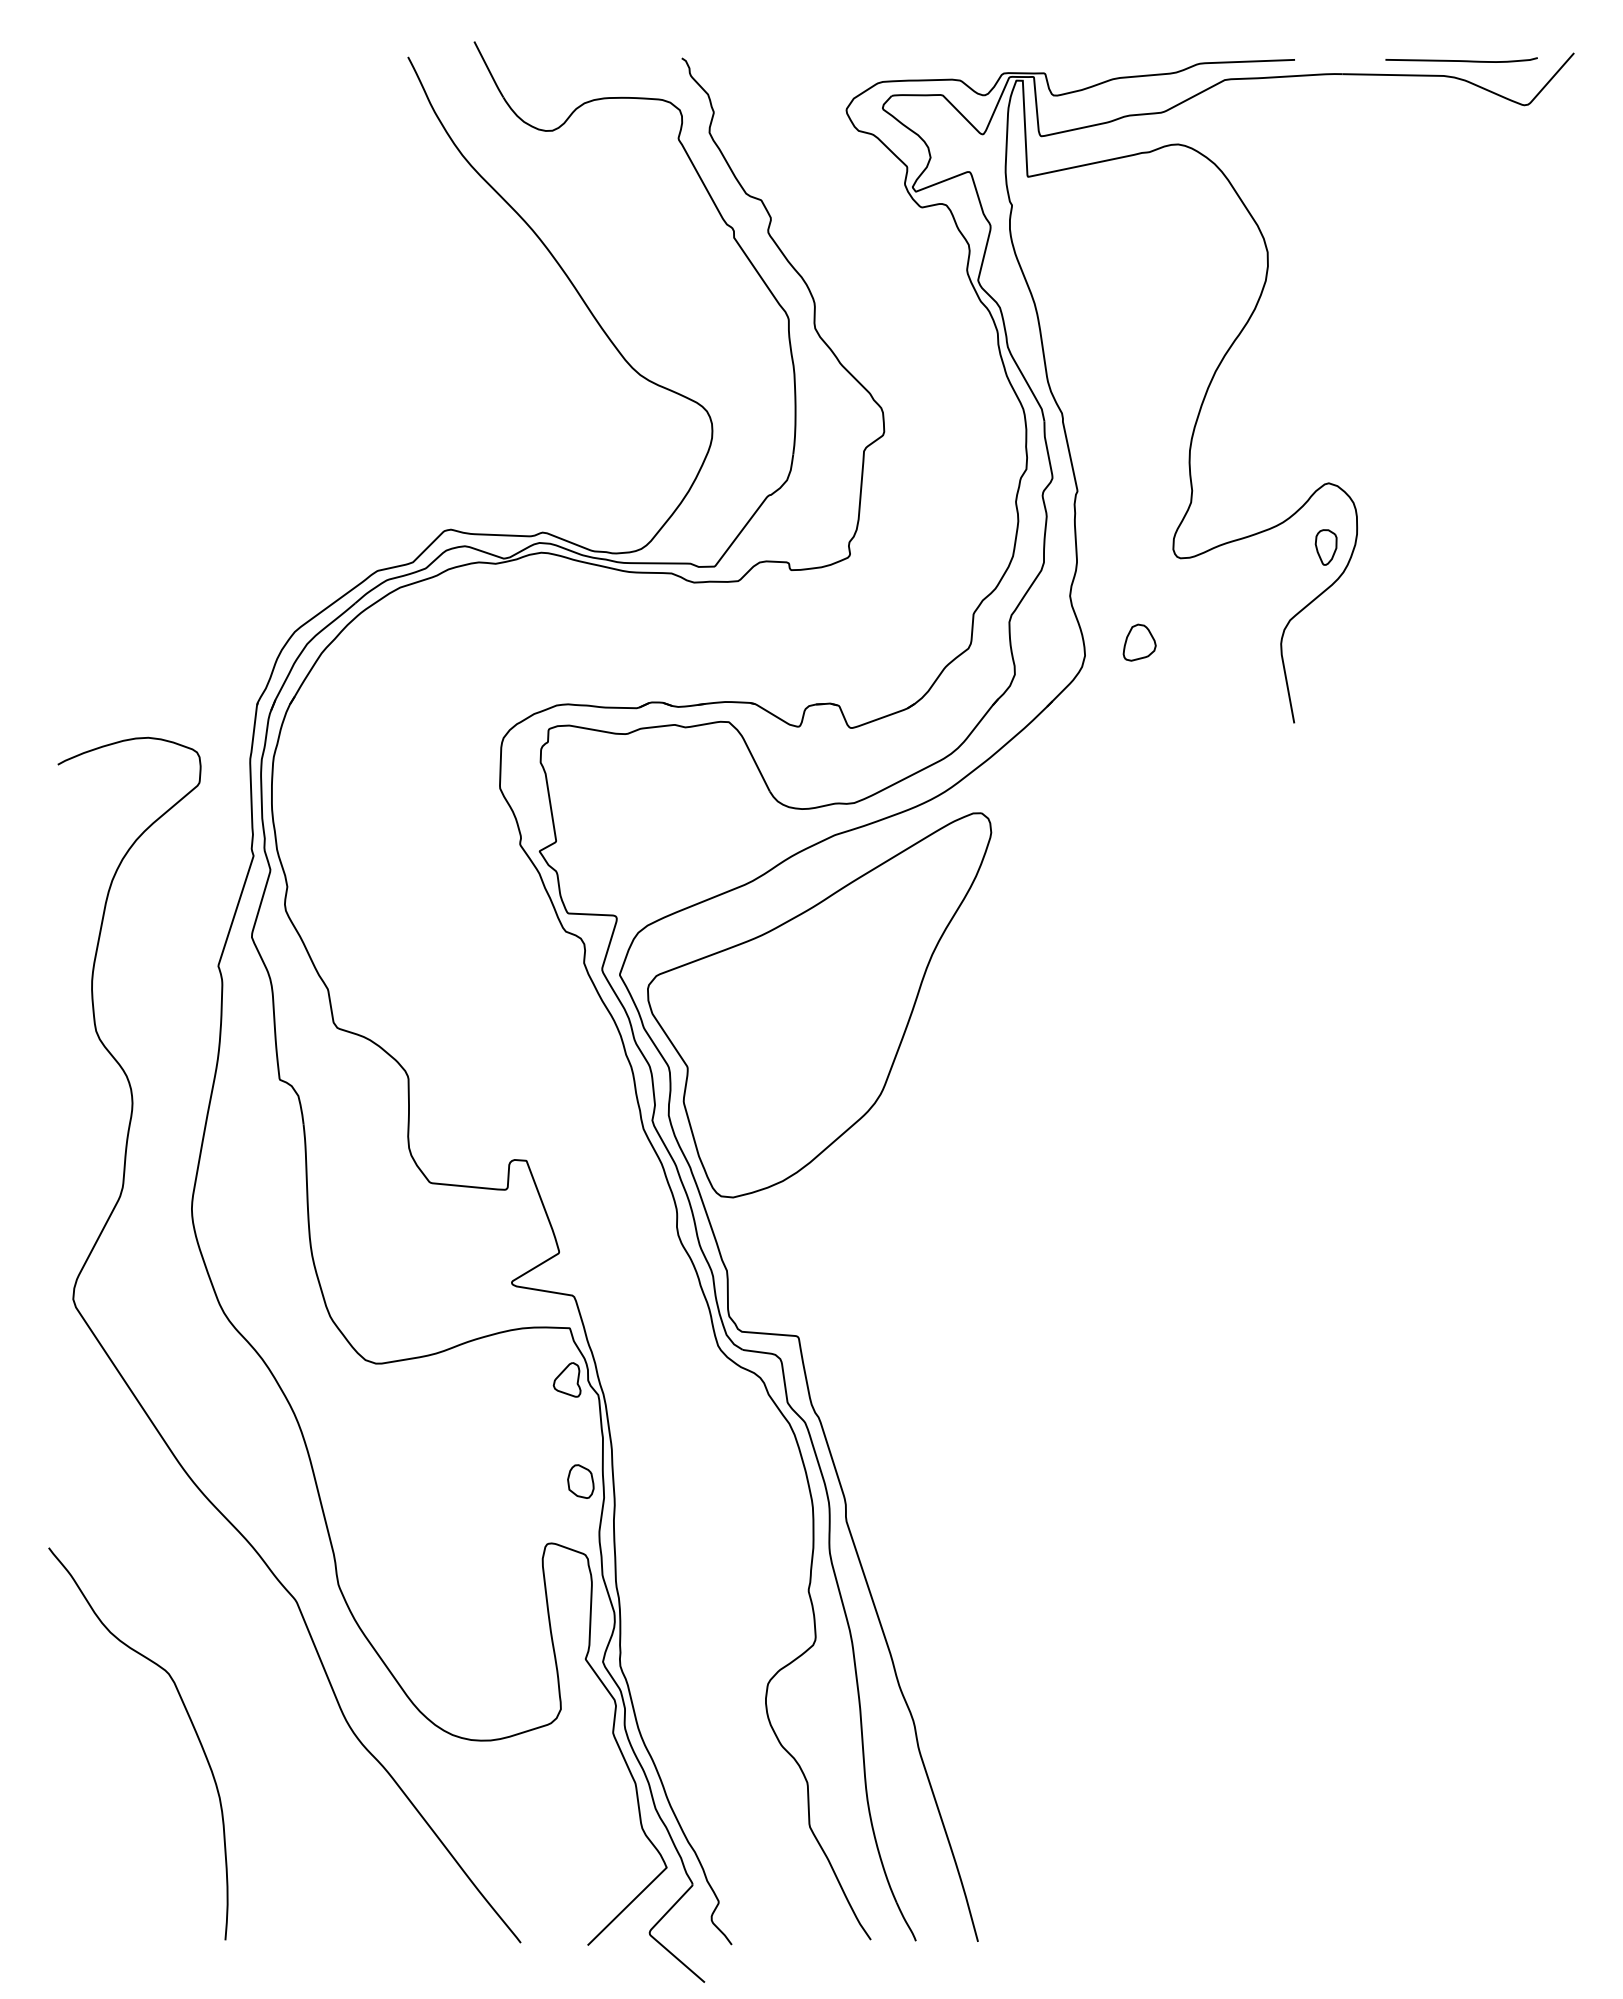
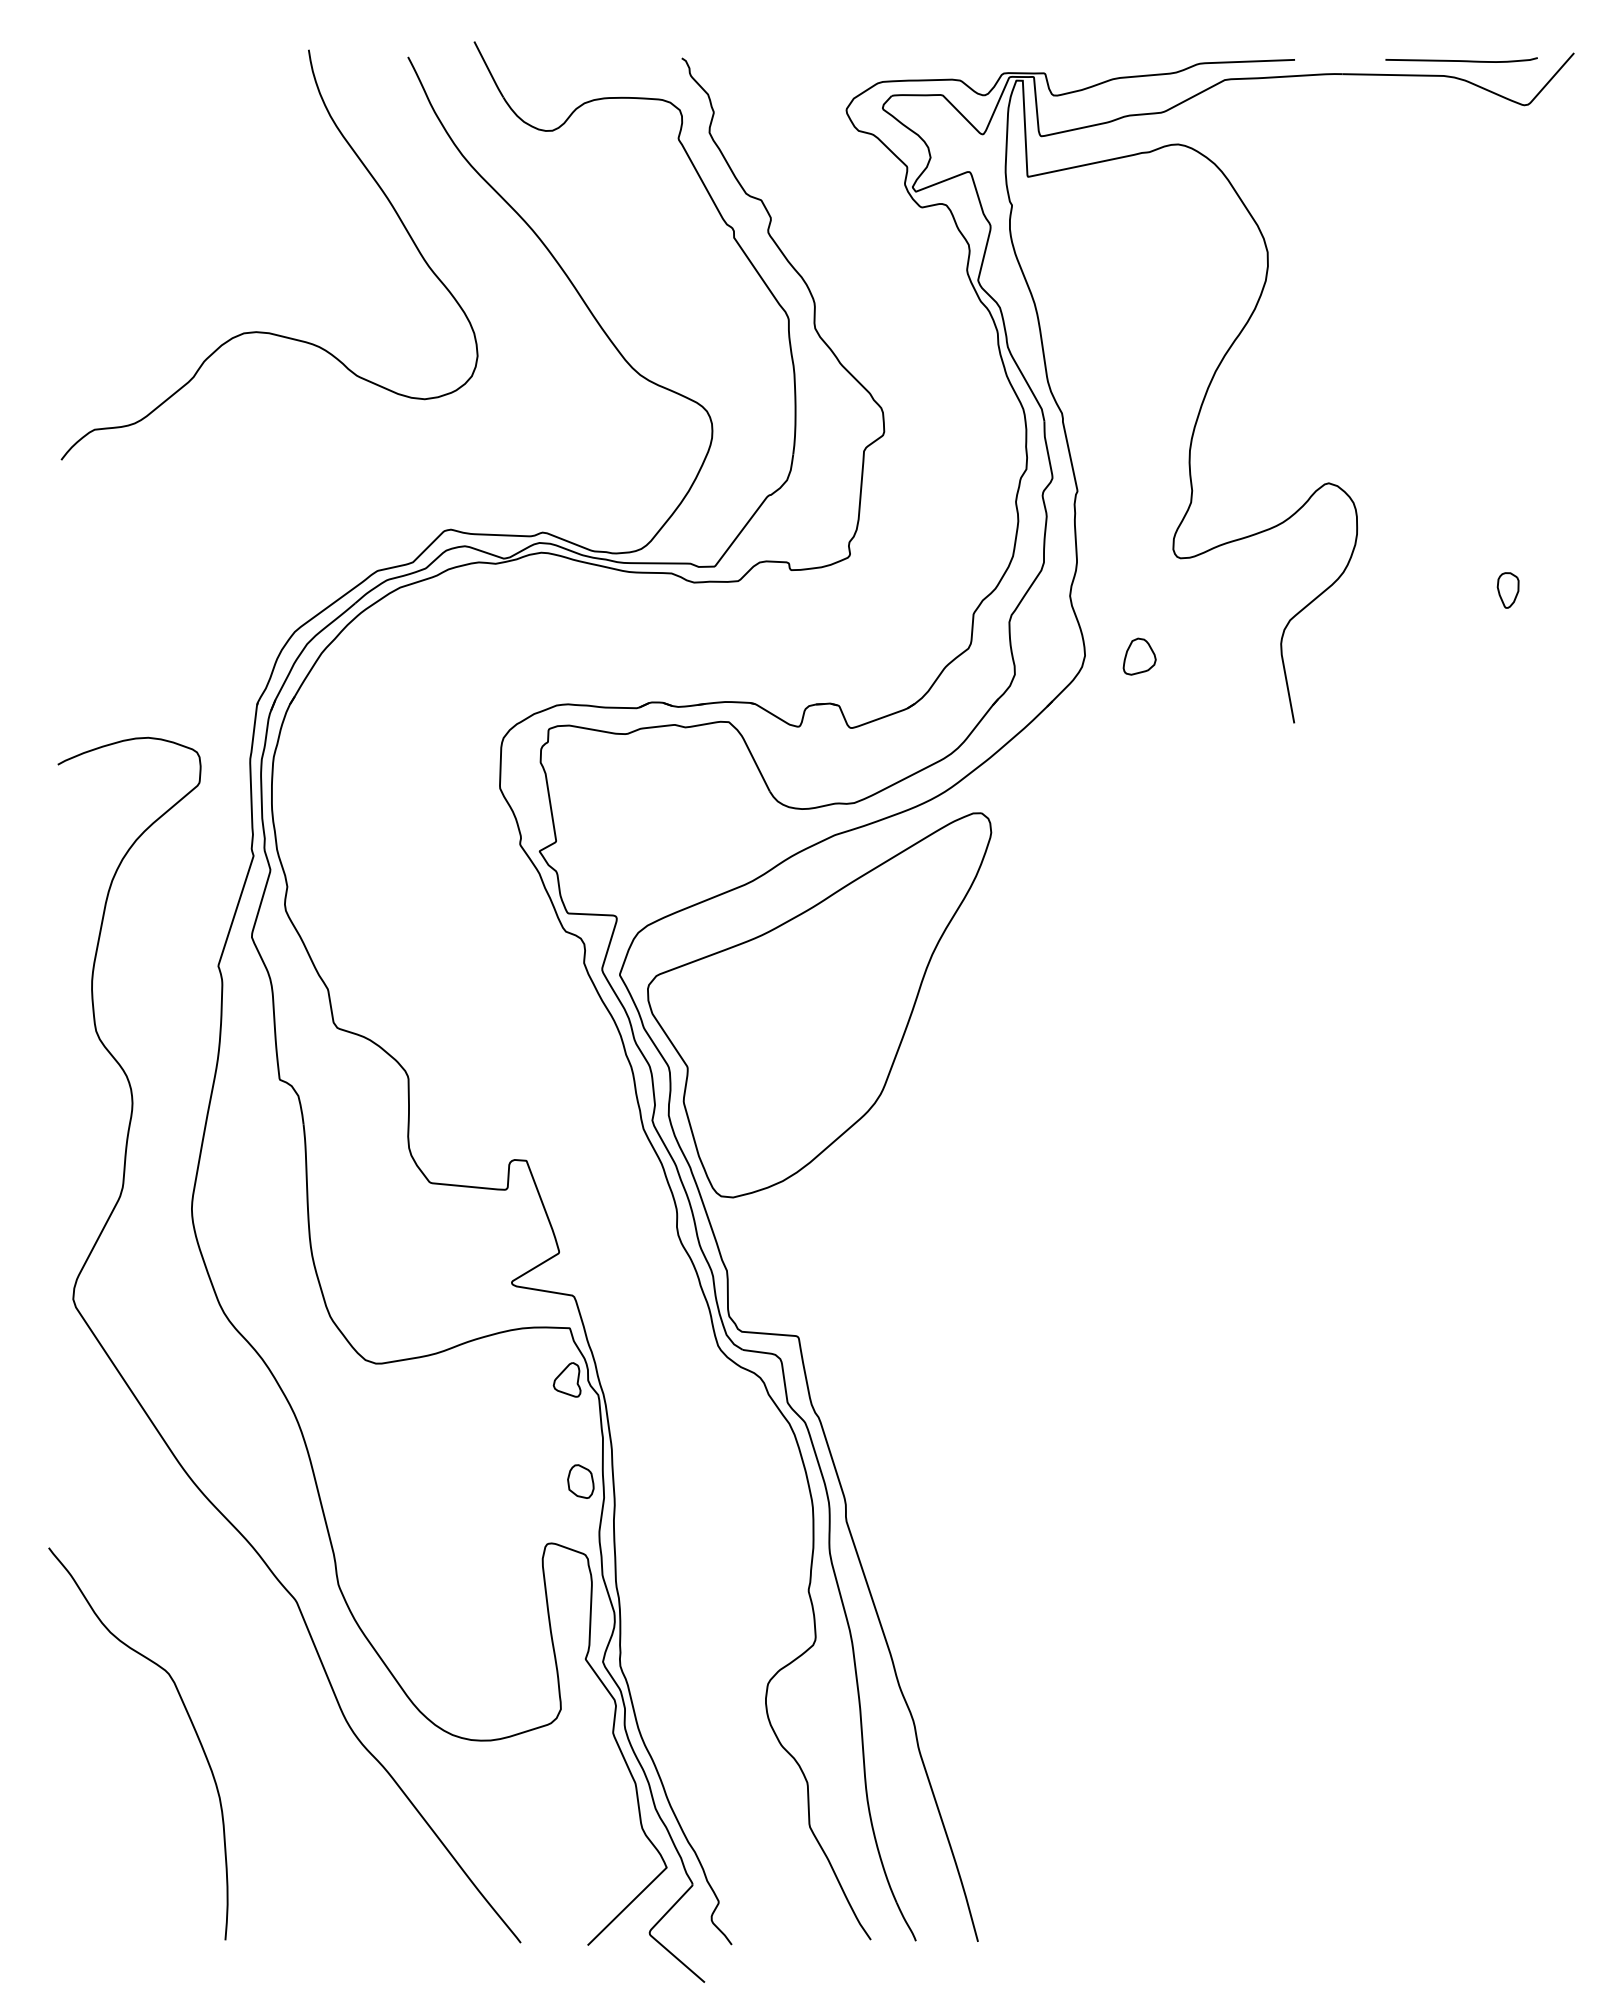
curve: none -> present (264, 331)
part position: (1325, 547) -> (1507, 590) (1507, 590)
part position: (1139, 642) -> (1139, 656) (1139, 656)
